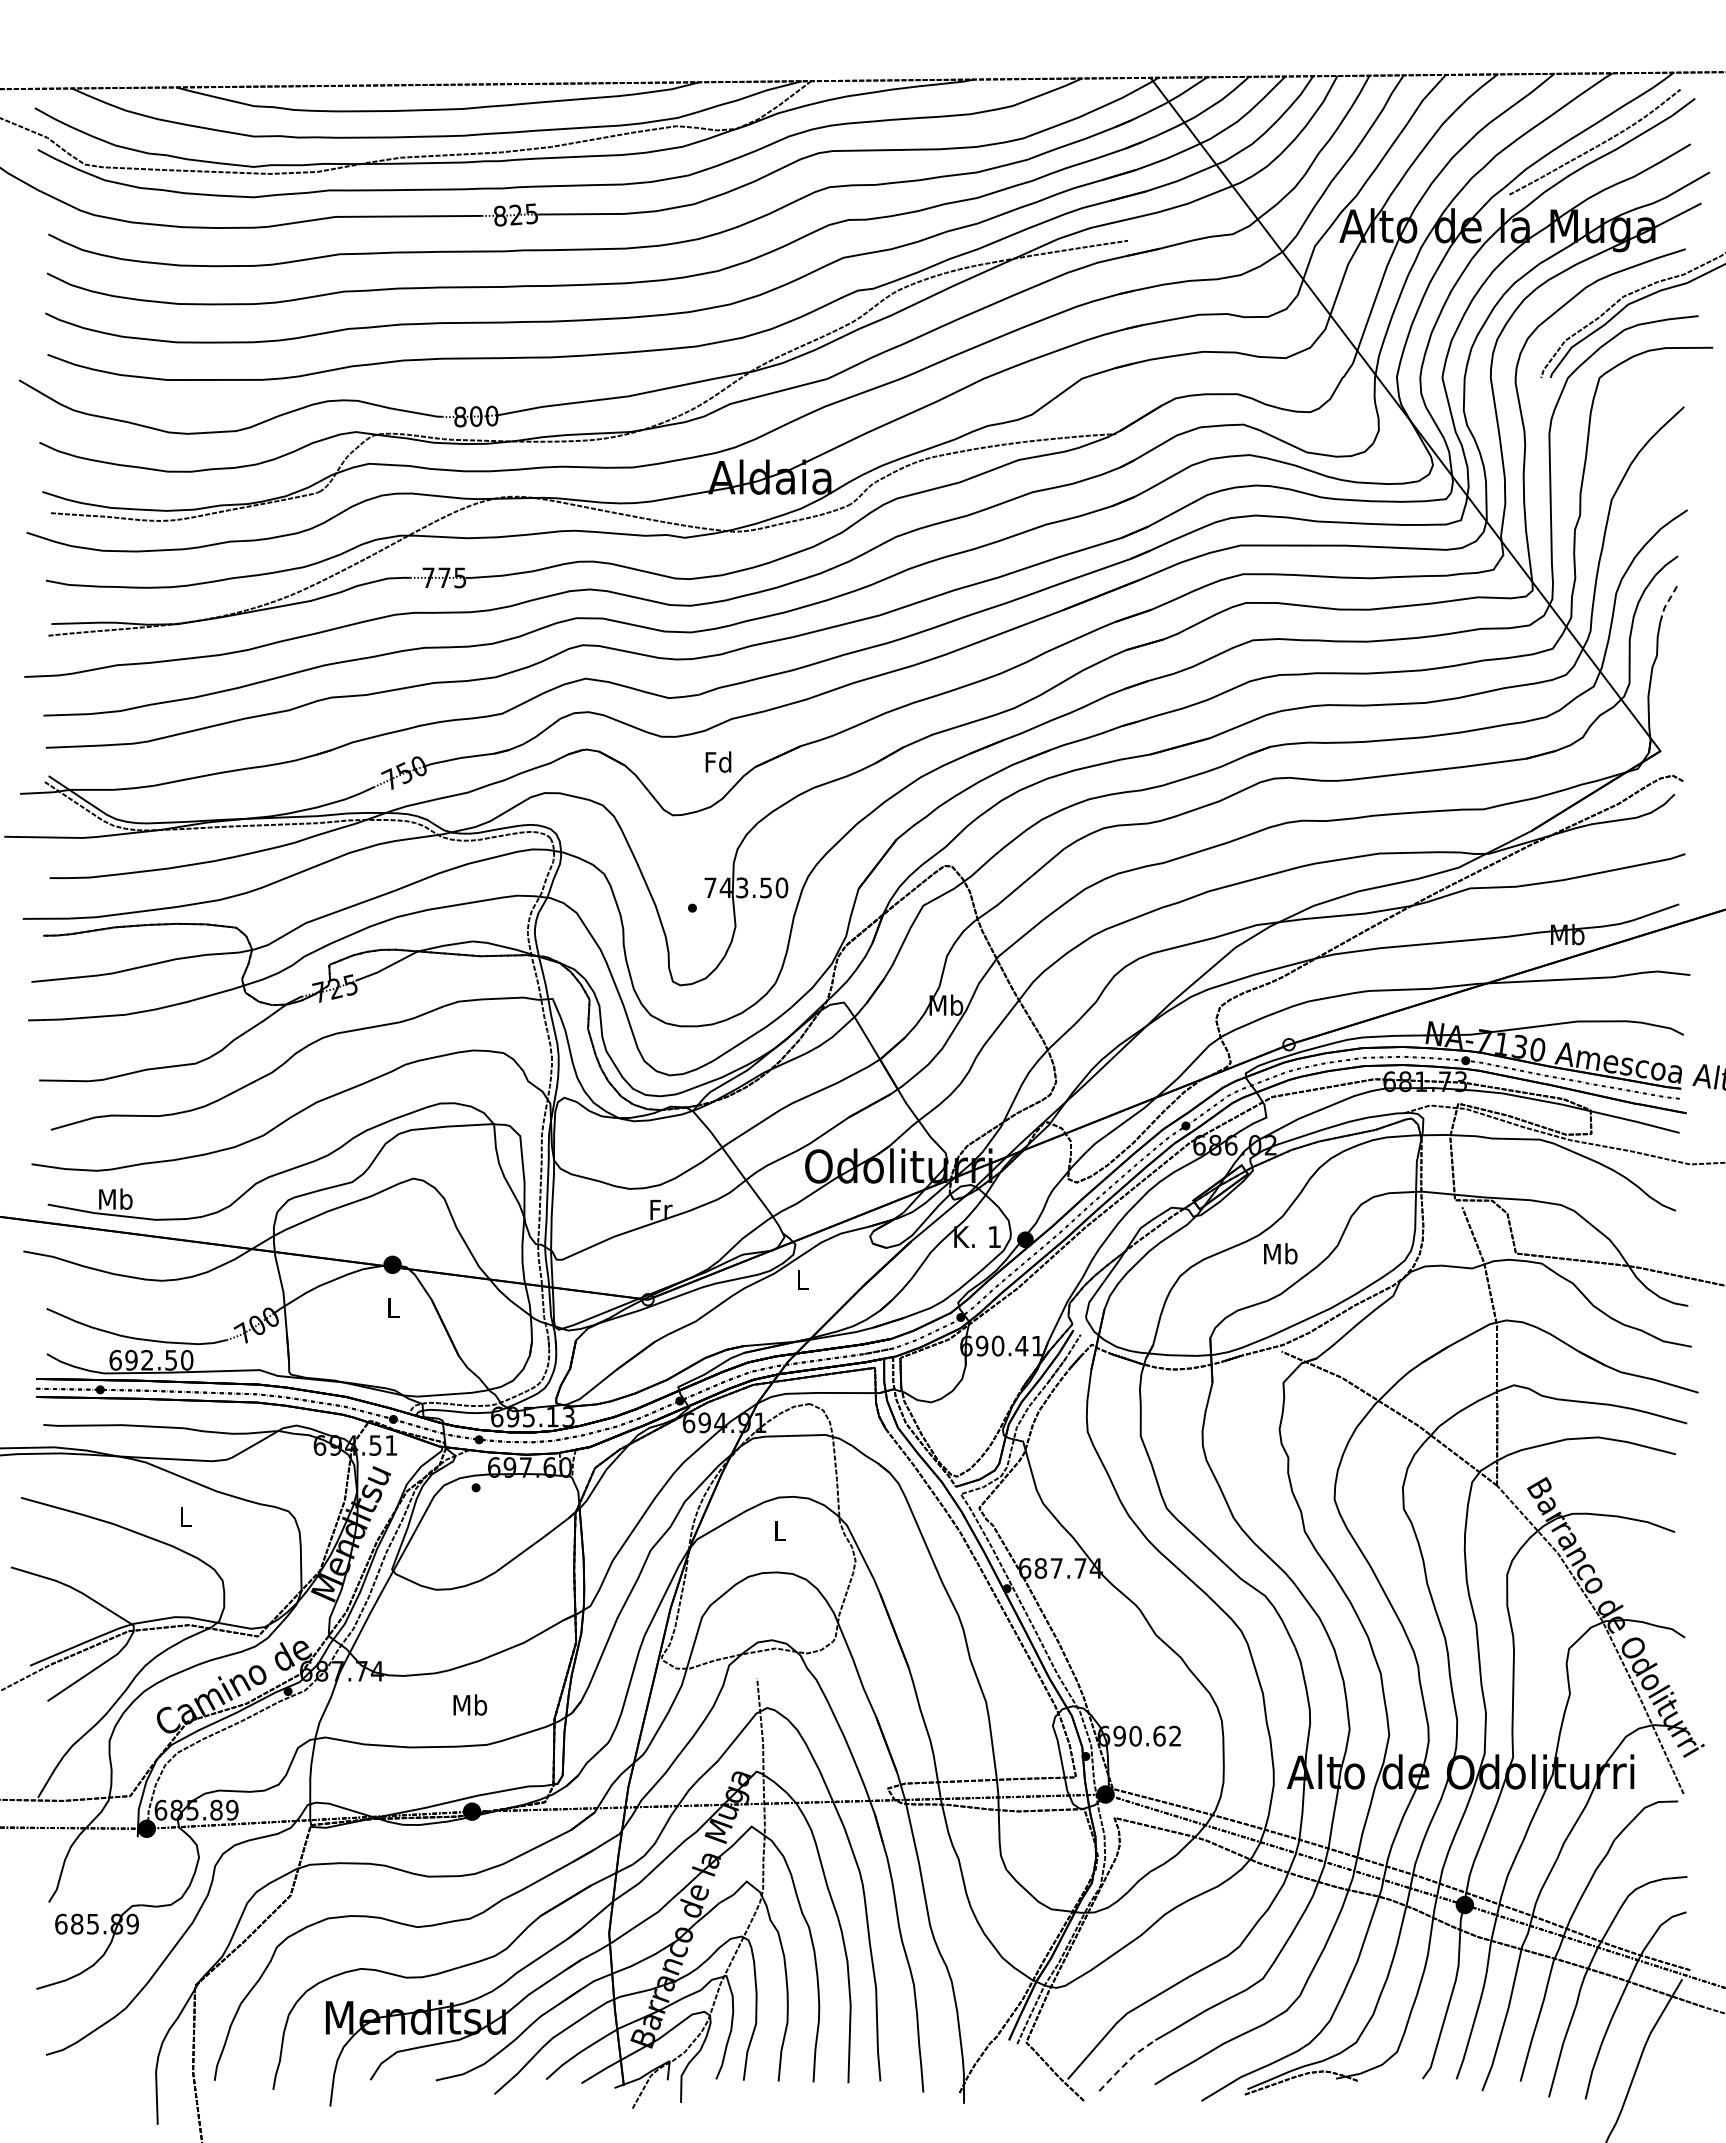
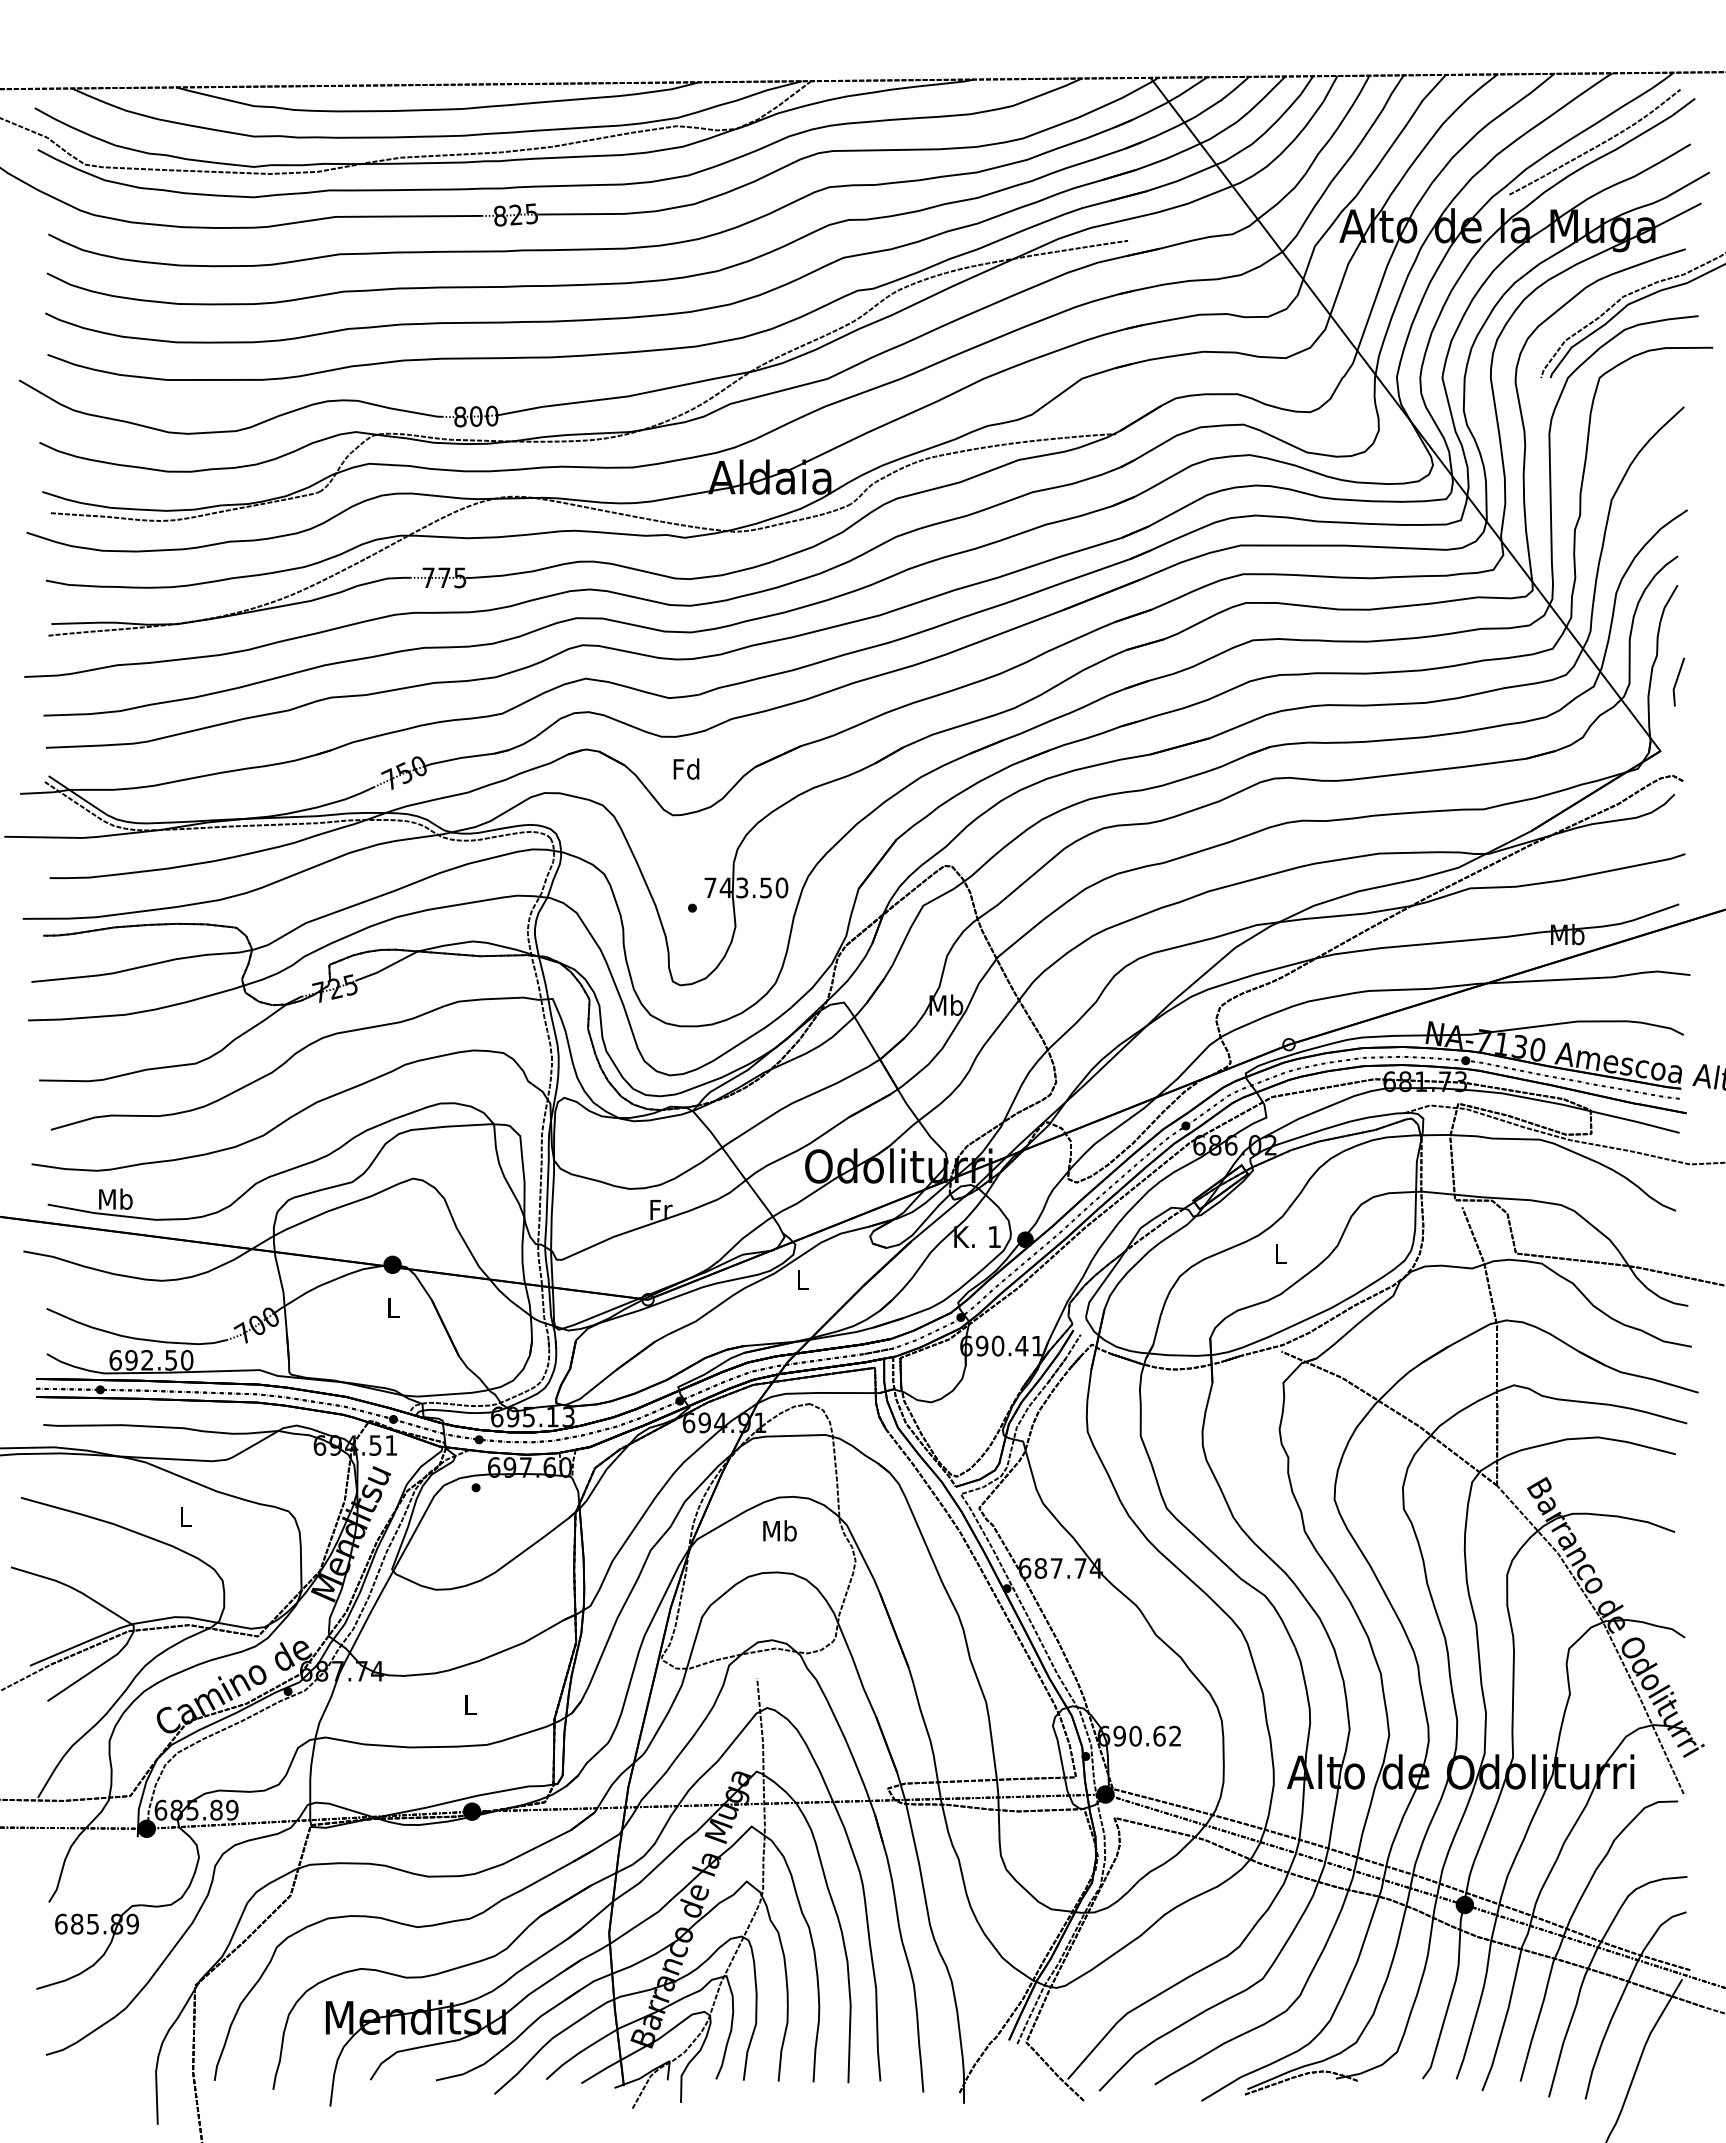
line: dashed -> solid (1667, 603)
line: none -> present (1677, 681)
text position: (718, 761) -> (686, 768) (686, 768)
text: Mb -> L (1280, 1253)
text: L -> Mb (779, 1530)
text: Mb -> L (470, 1704)
line: dashed -> solid (1125, 2064)
